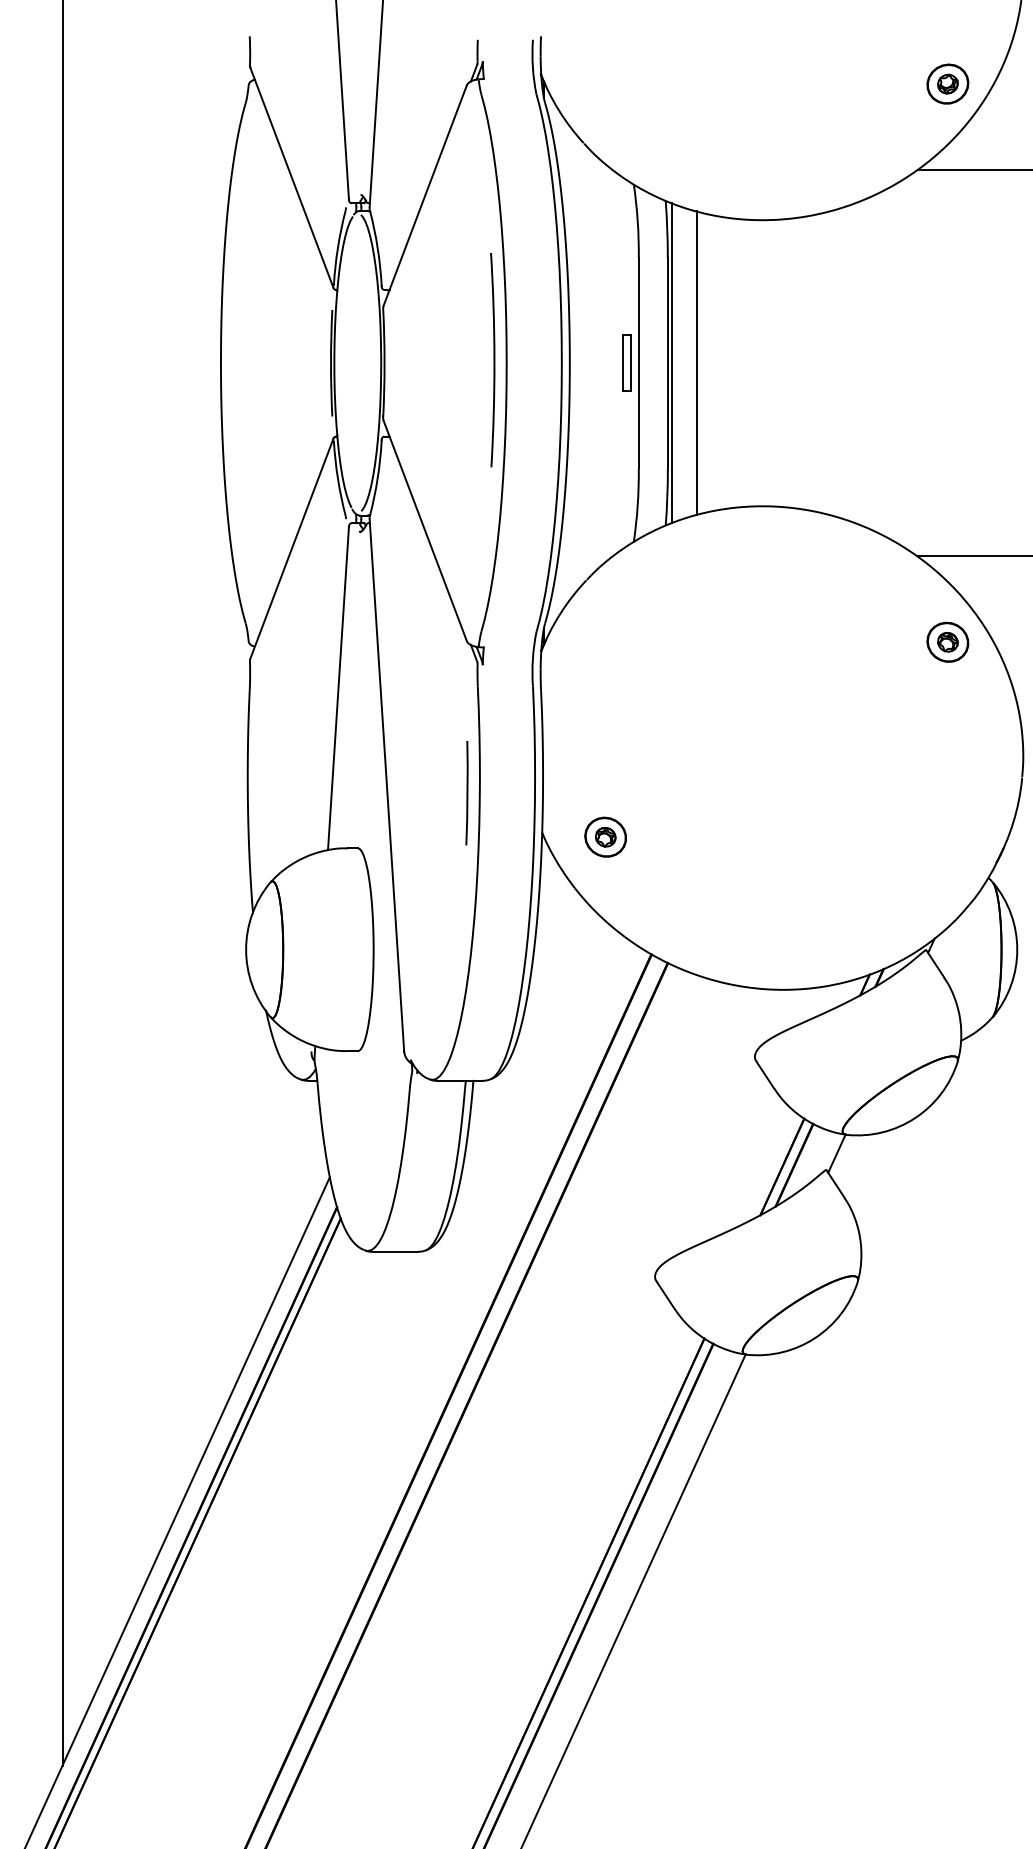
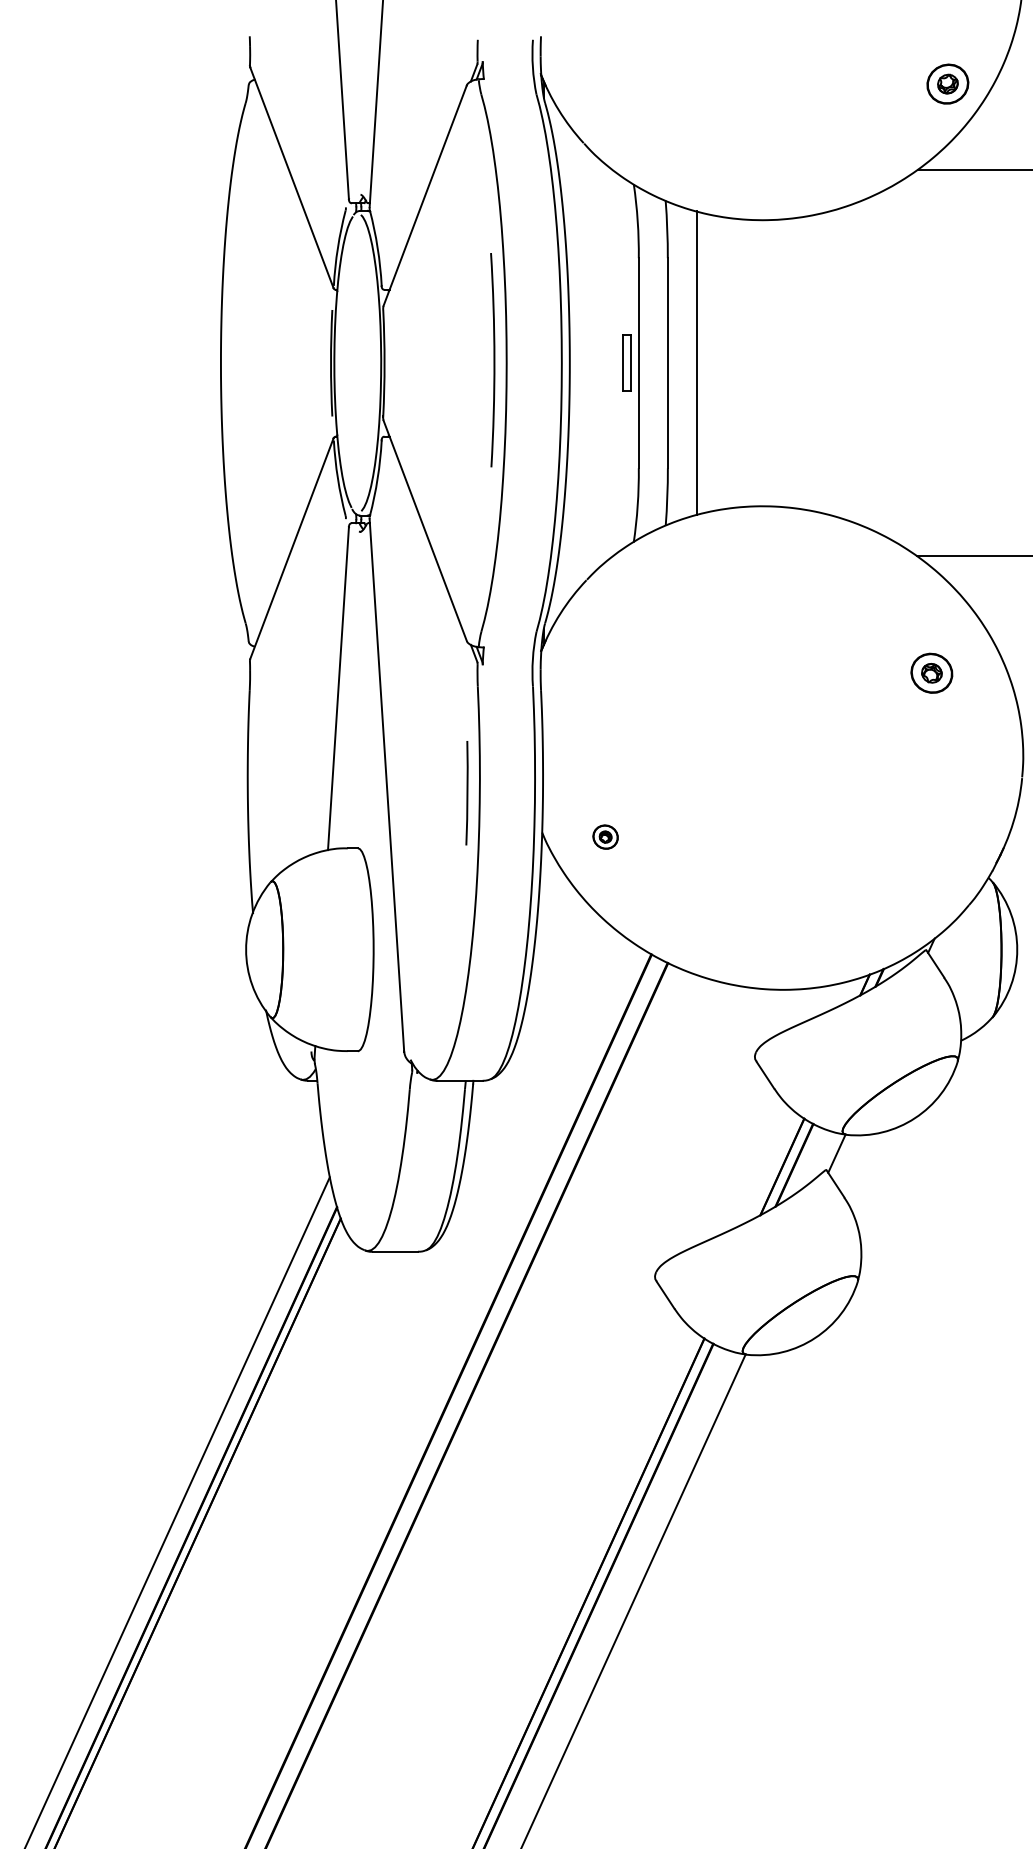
line: present -> none (671, 363)
part position: (947, 641) -> (931, 672) (931, 672)
part size: 43x42 px -> 27x26 px (605, 836)
line: present -> none (62, 883)
